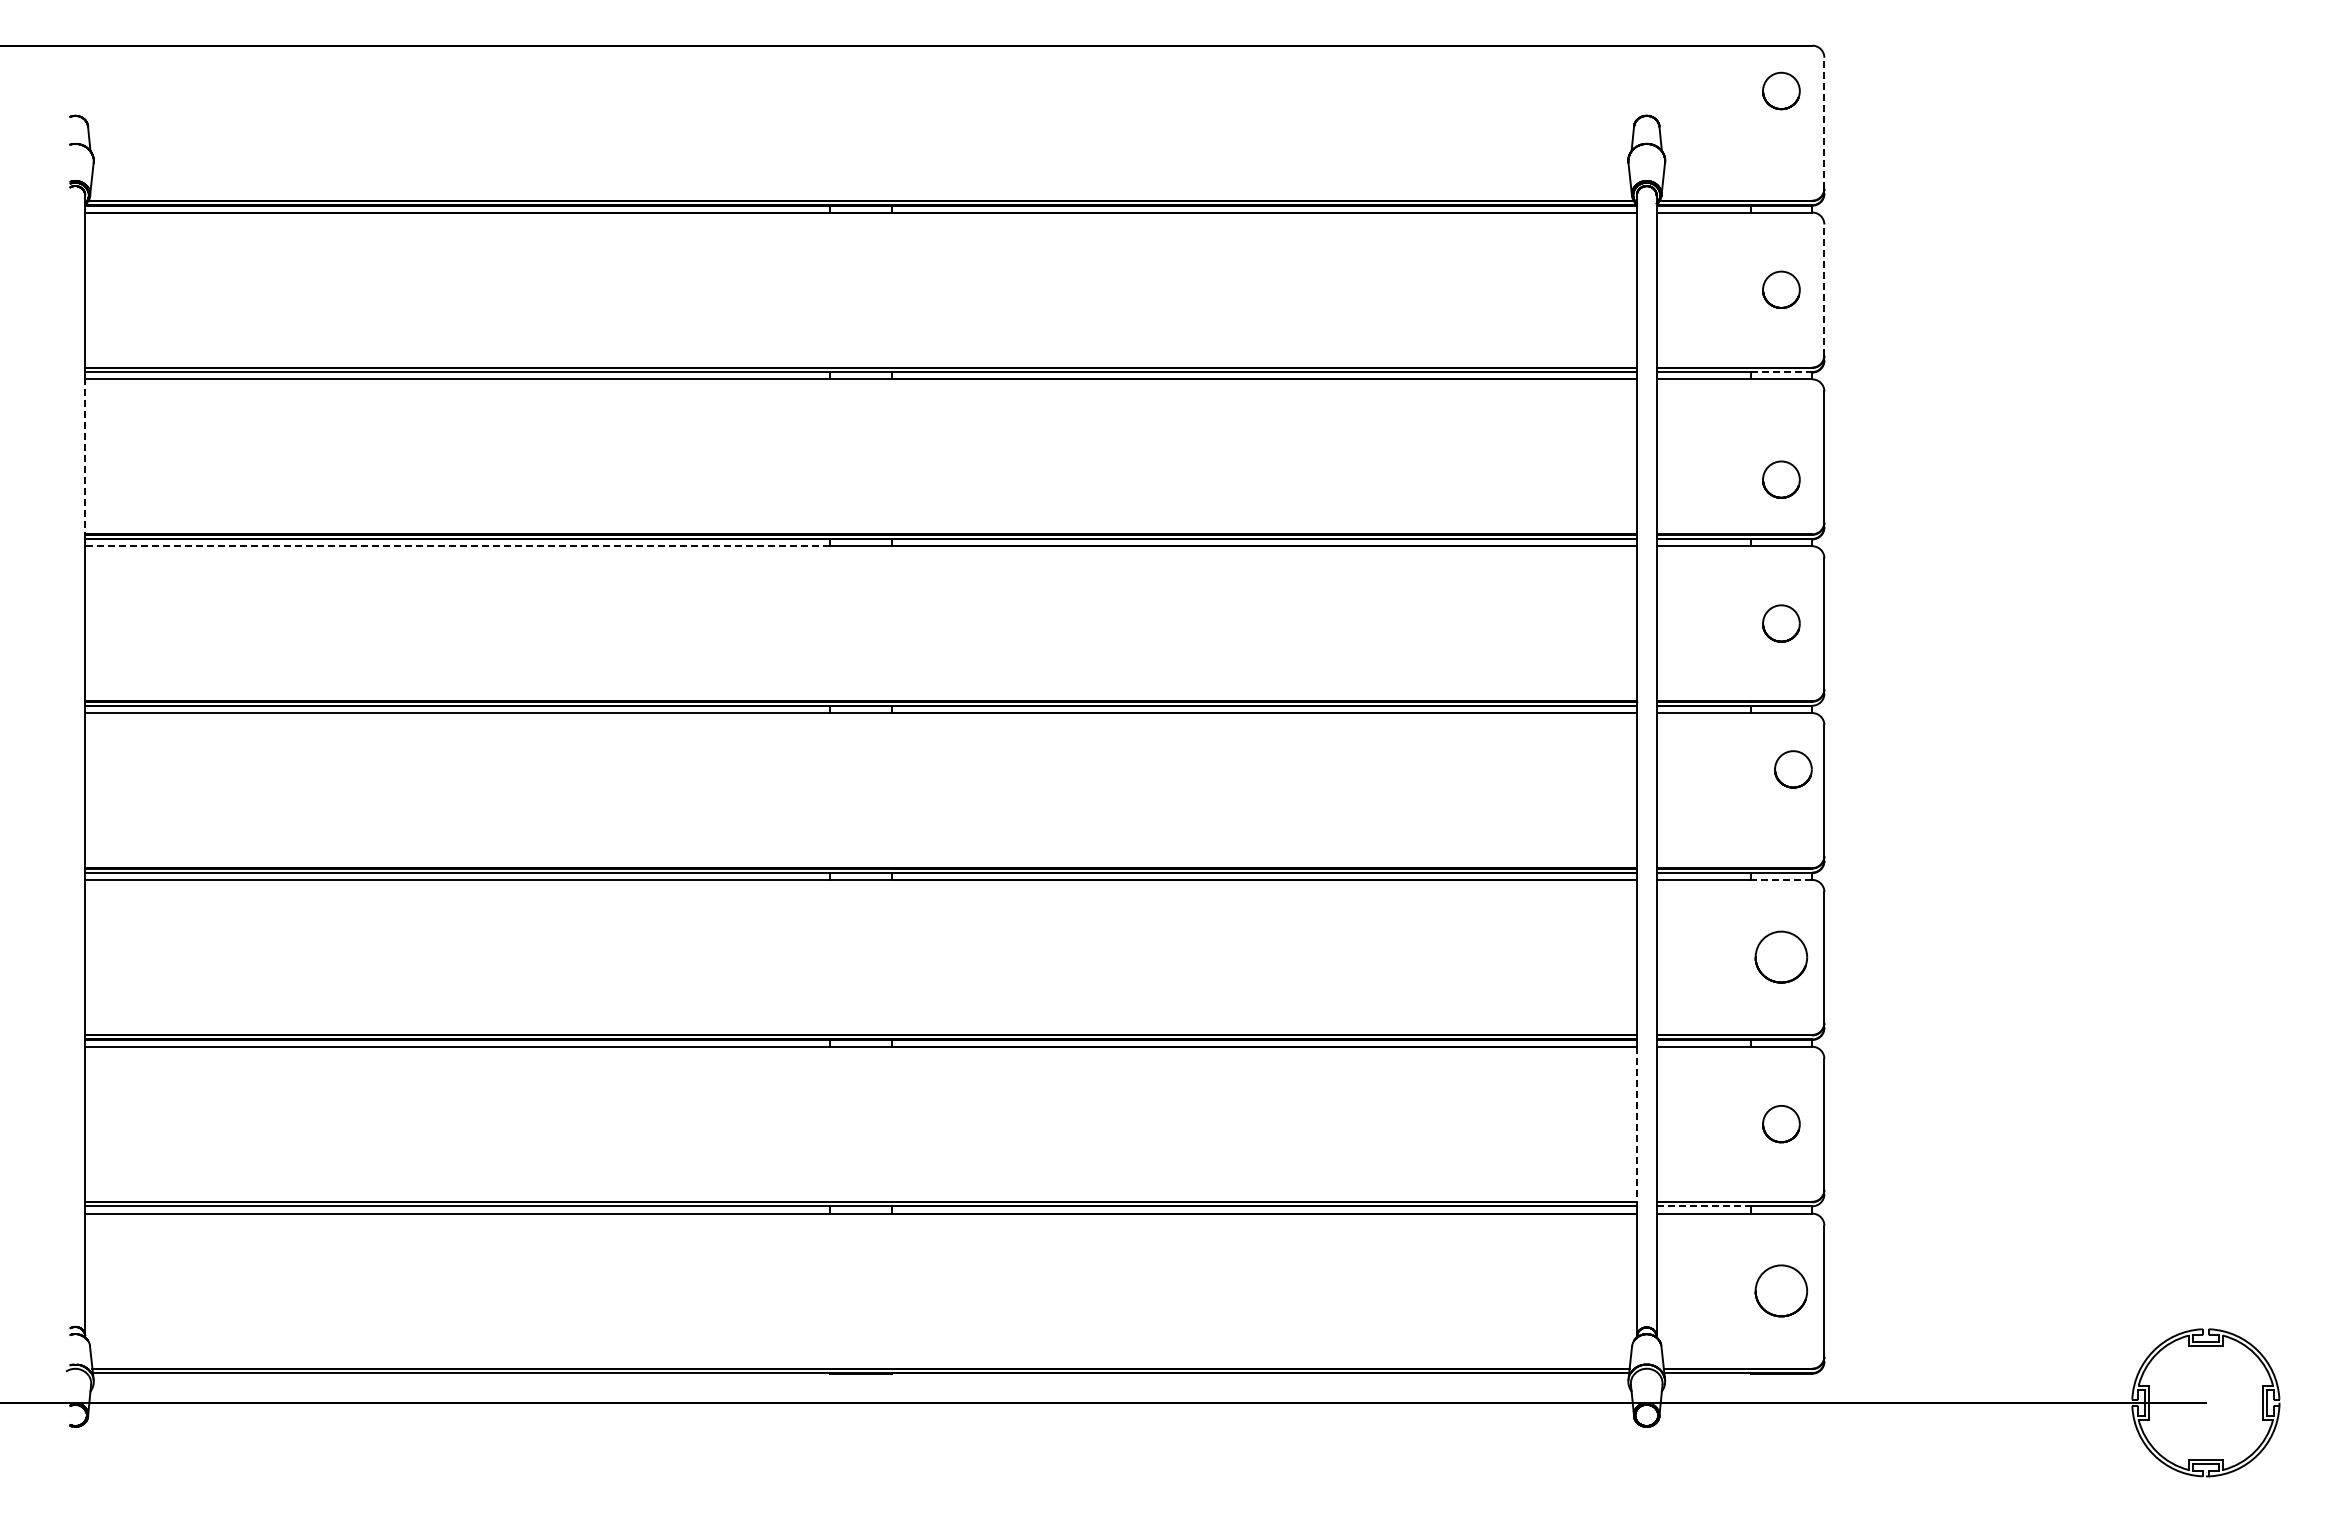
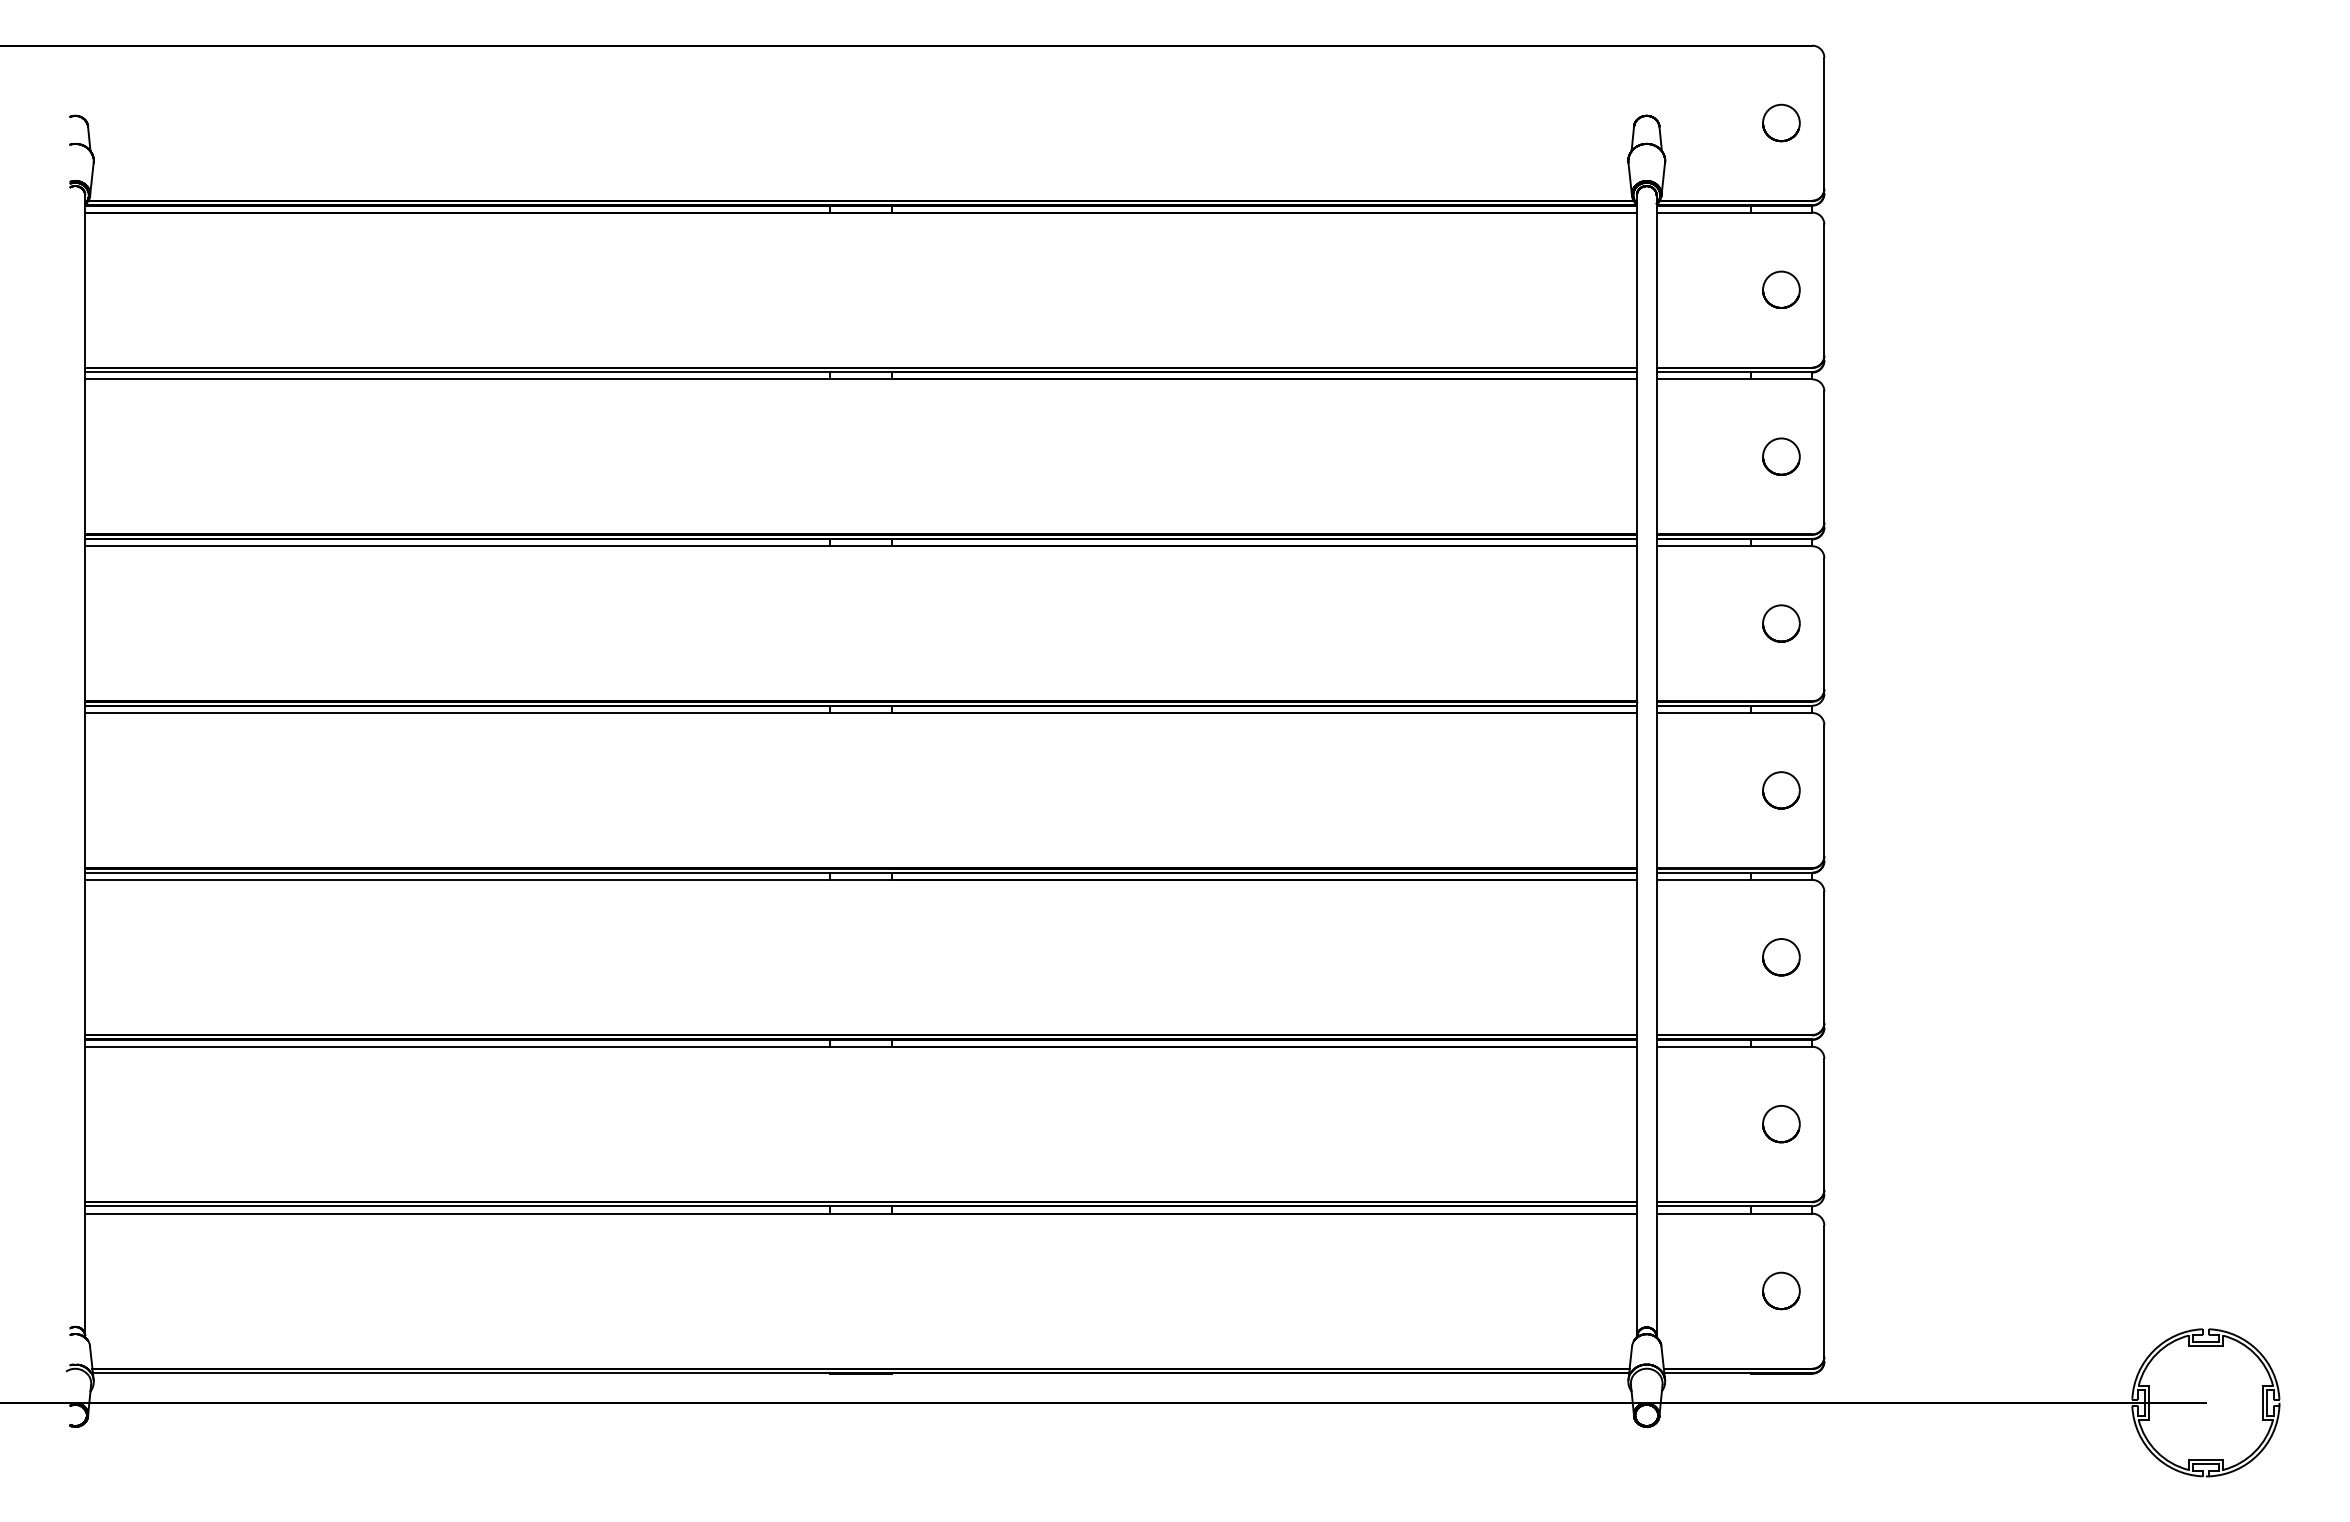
part position: (1781, 90) -> (1781, 122) (1781, 122)
line: dashed -> solid (1824, 123)
line: dashed -> solid (1824, 290)
line: dashed -> solid (1781, 372)
line: dashed -> solid (85, 458)
part position: (1781, 479) -> (1781, 456) (1781, 456)
line: dashed -> solid (457, 546)
part position: (1793, 769) -> (1781, 790) (1781, 790)
line: dashed -> solid (1781, 879)
part size: 55x54 px -> 39x39 px (1781, 957)
line: dashed -> solid (1636, 1124)
line: dashed -> solid (1704, 1206)
part size: 55x54 px -> 39x40 px (1781, 1290)
